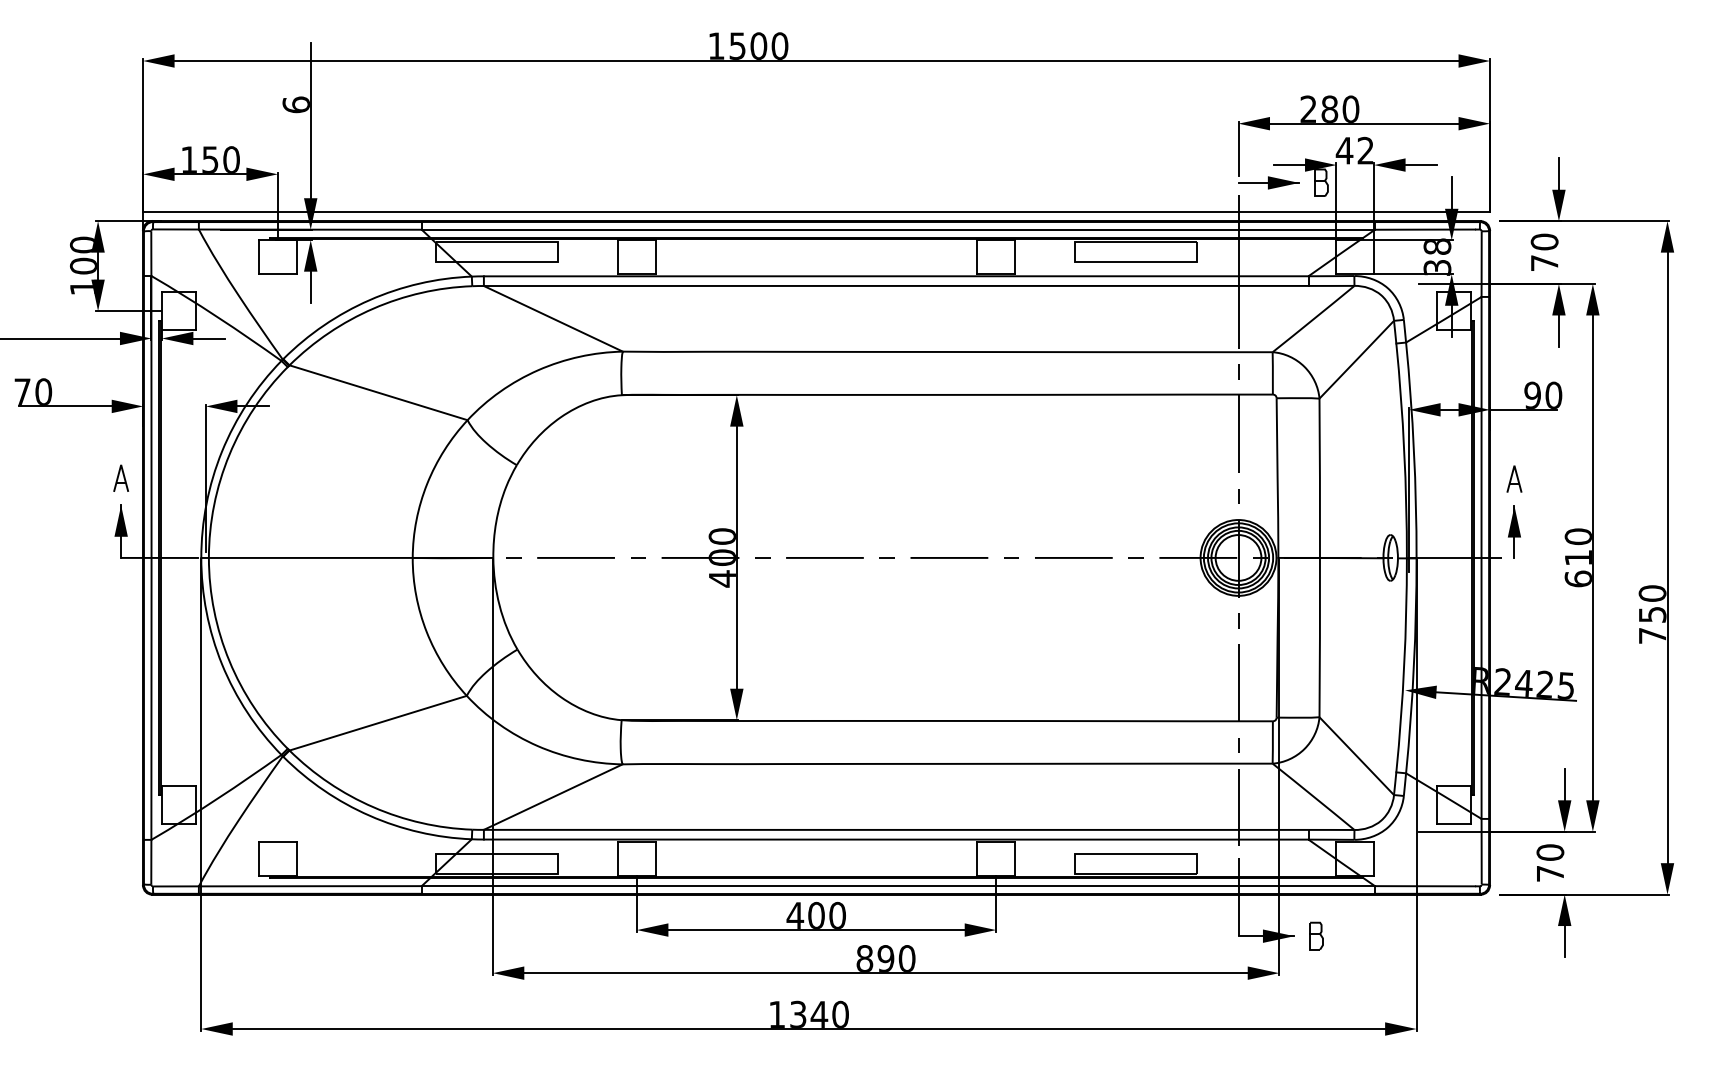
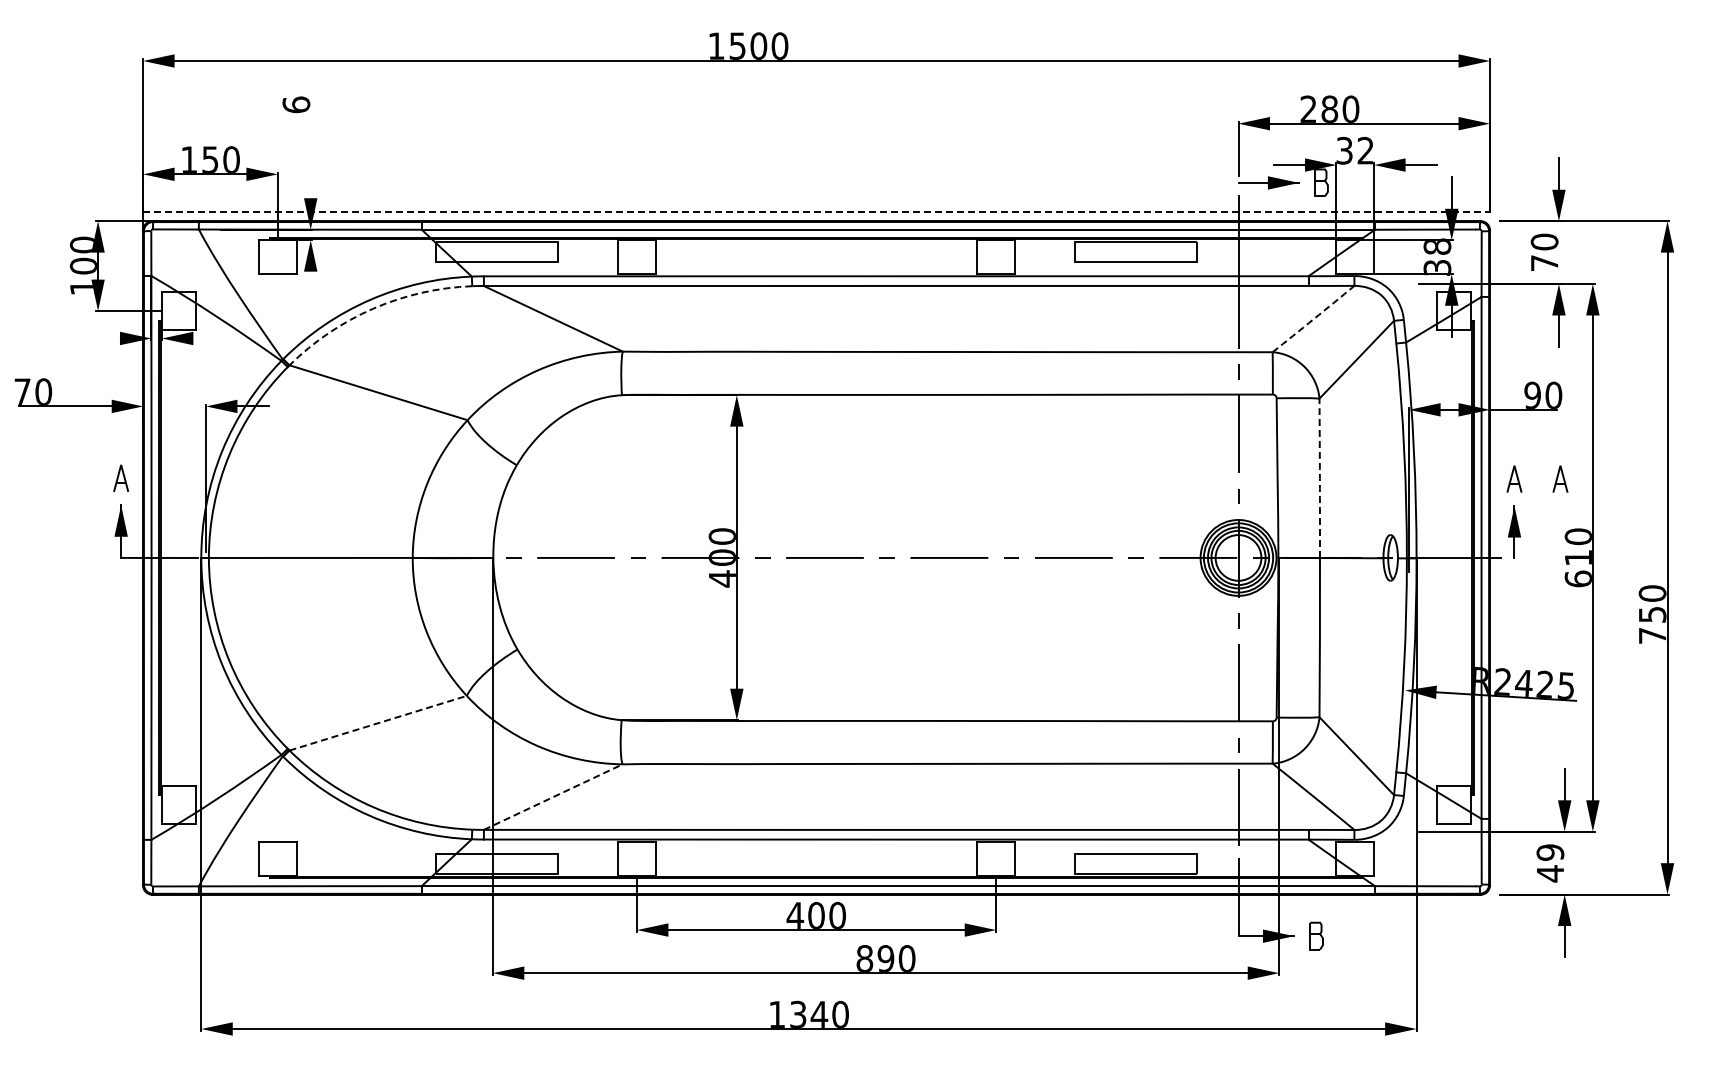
line: present -> none (310, 120)
text: 42 -> 32 (1344, 150)
line: solid -> dashed (817, 212)
line: present -> none (310, 287)
arc: solid -> dashed (373, 308)
arc: solid -> dashed (1313, 319)
line: present -> none (60, 338)
line: present -> none (208, 338)
arc: solid -> dashed (1319, 478)
part: none -> present (1560, 478)
line: solid -> dashed (378, 723)
line: solid -> dashed (553, 797)
text: 70 -> 49 (1550, 863)
